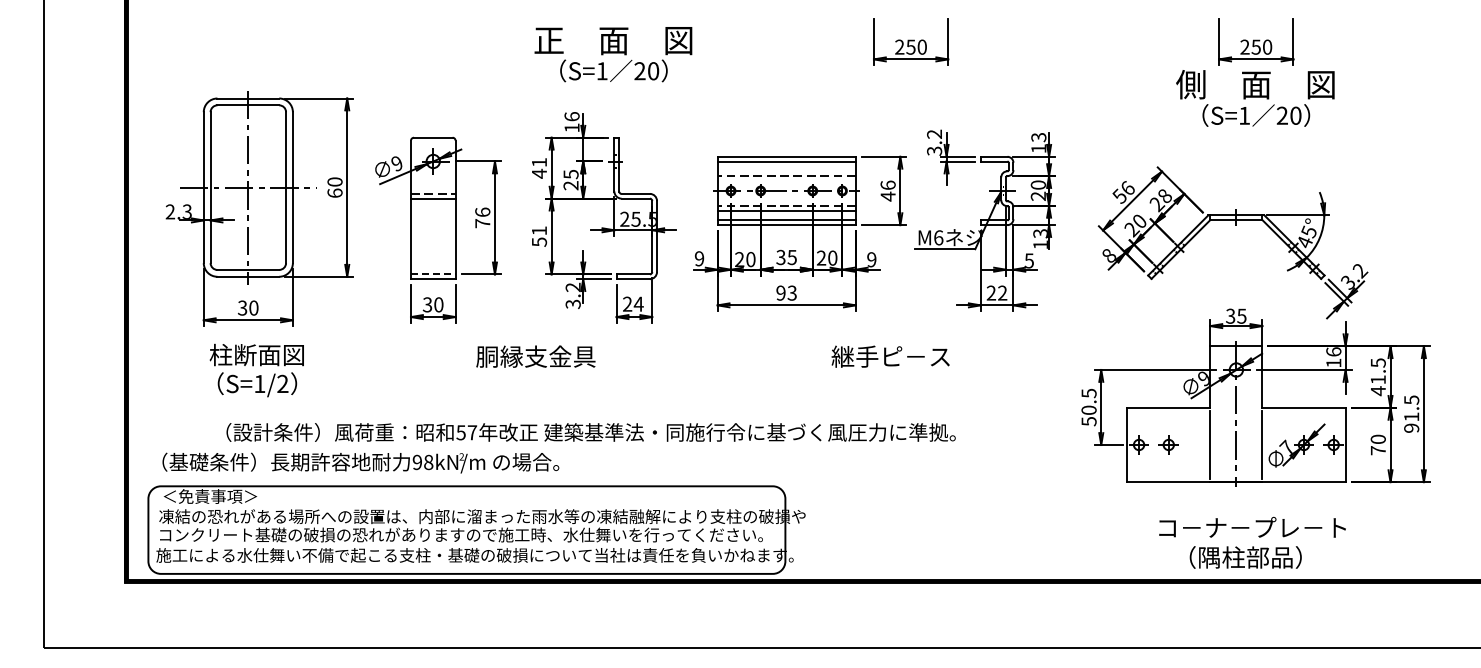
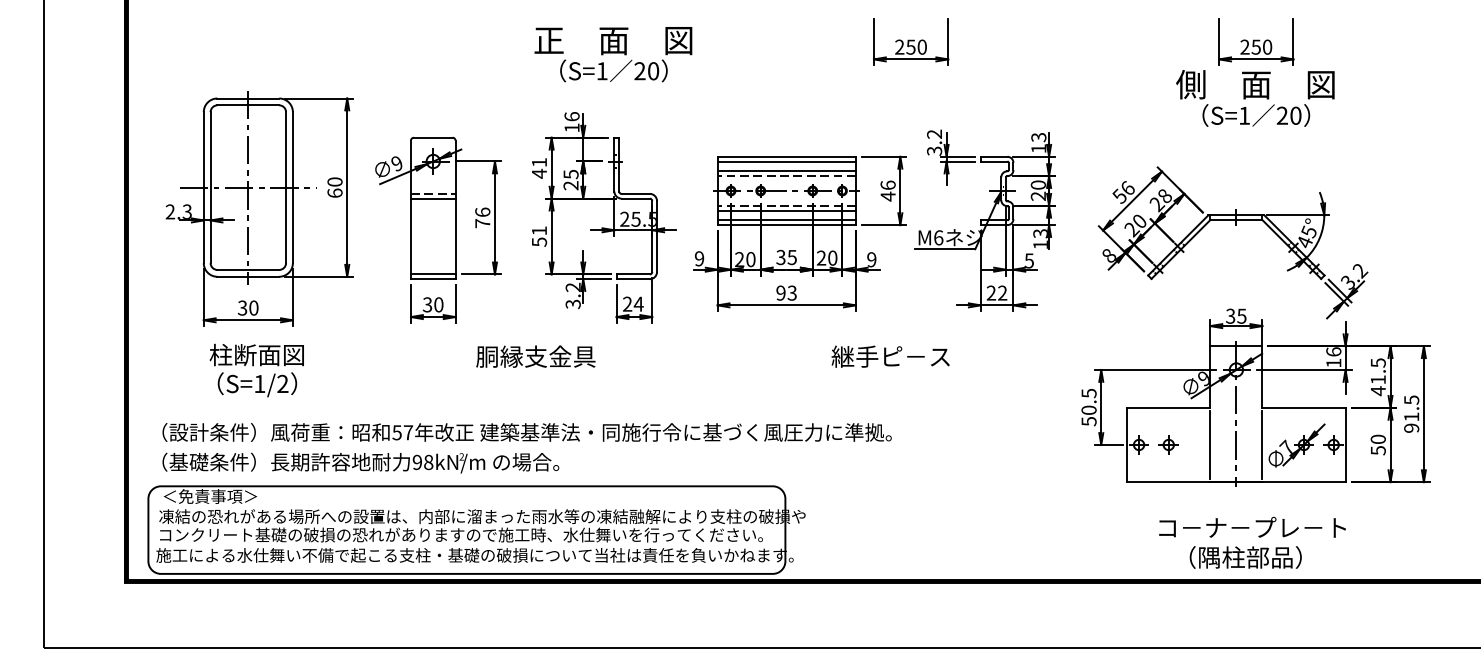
line: none -> present (786, 171)
line: dashed -> solid (433, 274)
text position: (590, 432) -> (526, 432) (526, 432)
text: 70 -> 50 (1378, 450)
